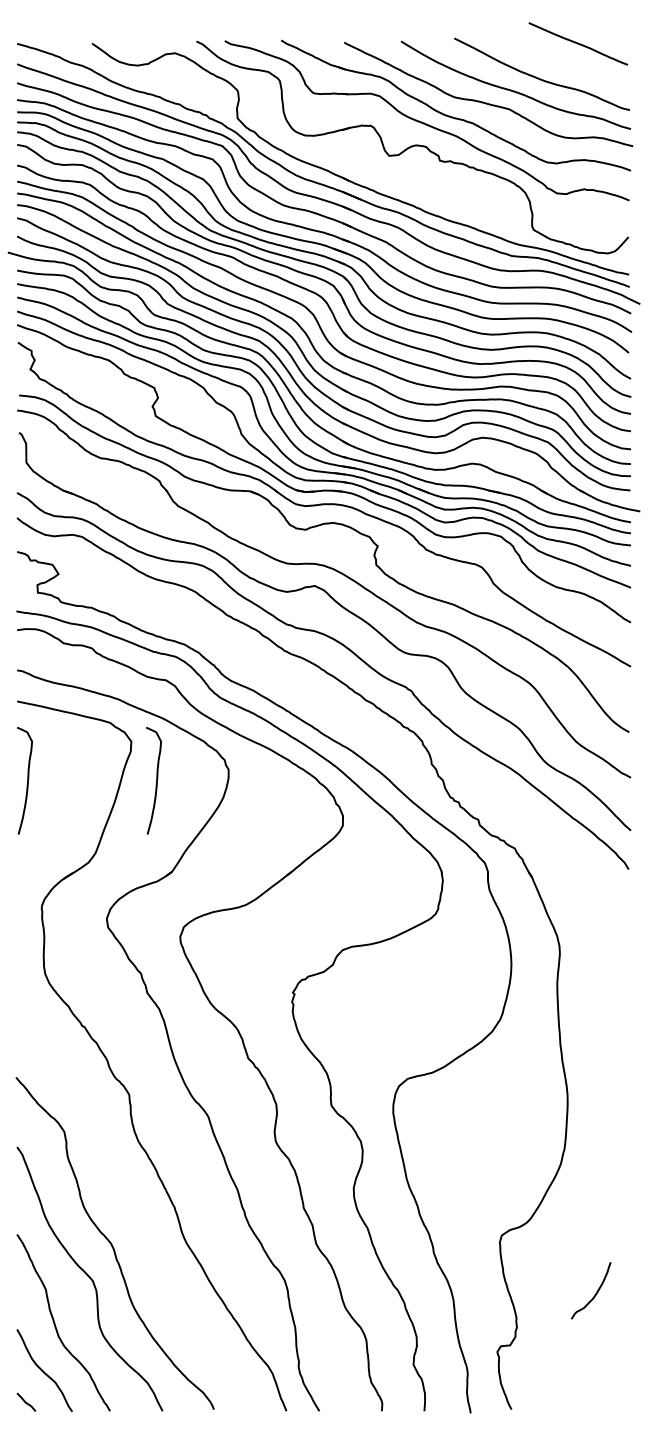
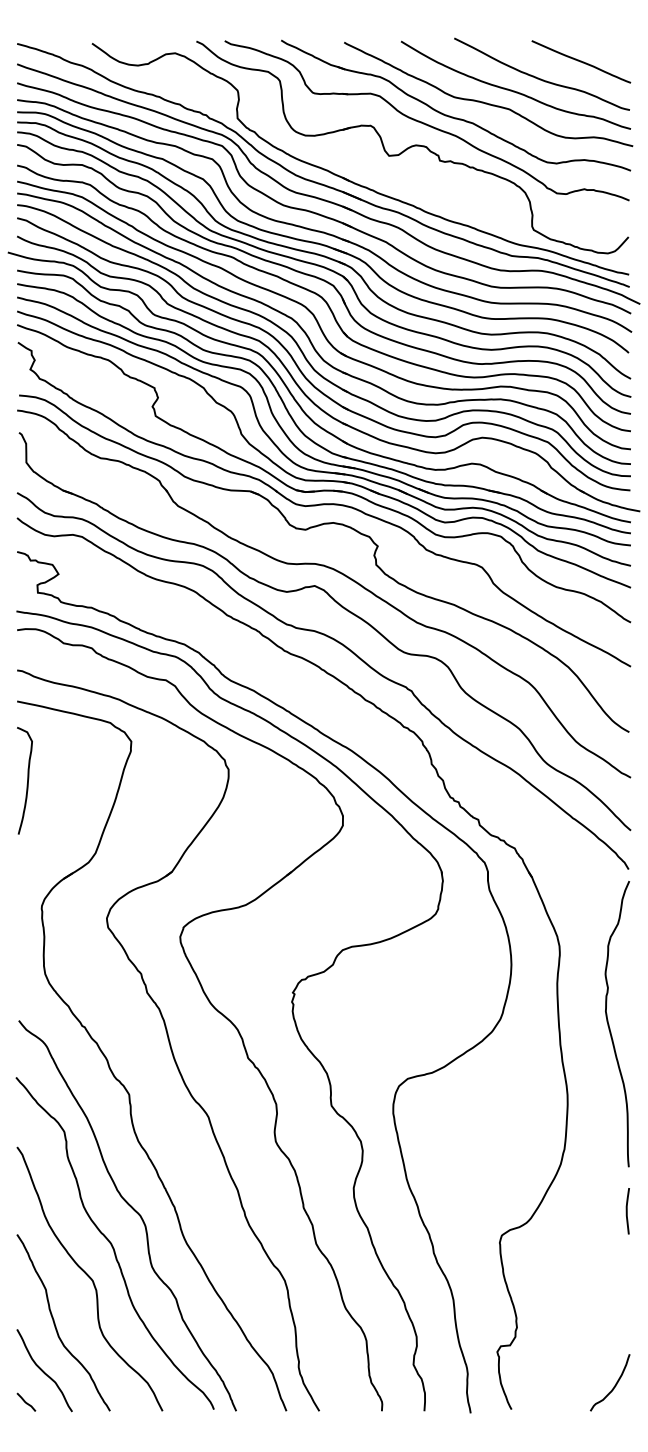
line position: (578, 43) -> (581, 61) (581, 61)
curve: present -> none (156, 780)
curve: none -> present (609, 1024)
curve: none -> present (132, 1209)
curve: none -> present (627, 1211)
curve position: (595, 1293) -> (614, 1385) (614, 1385)
